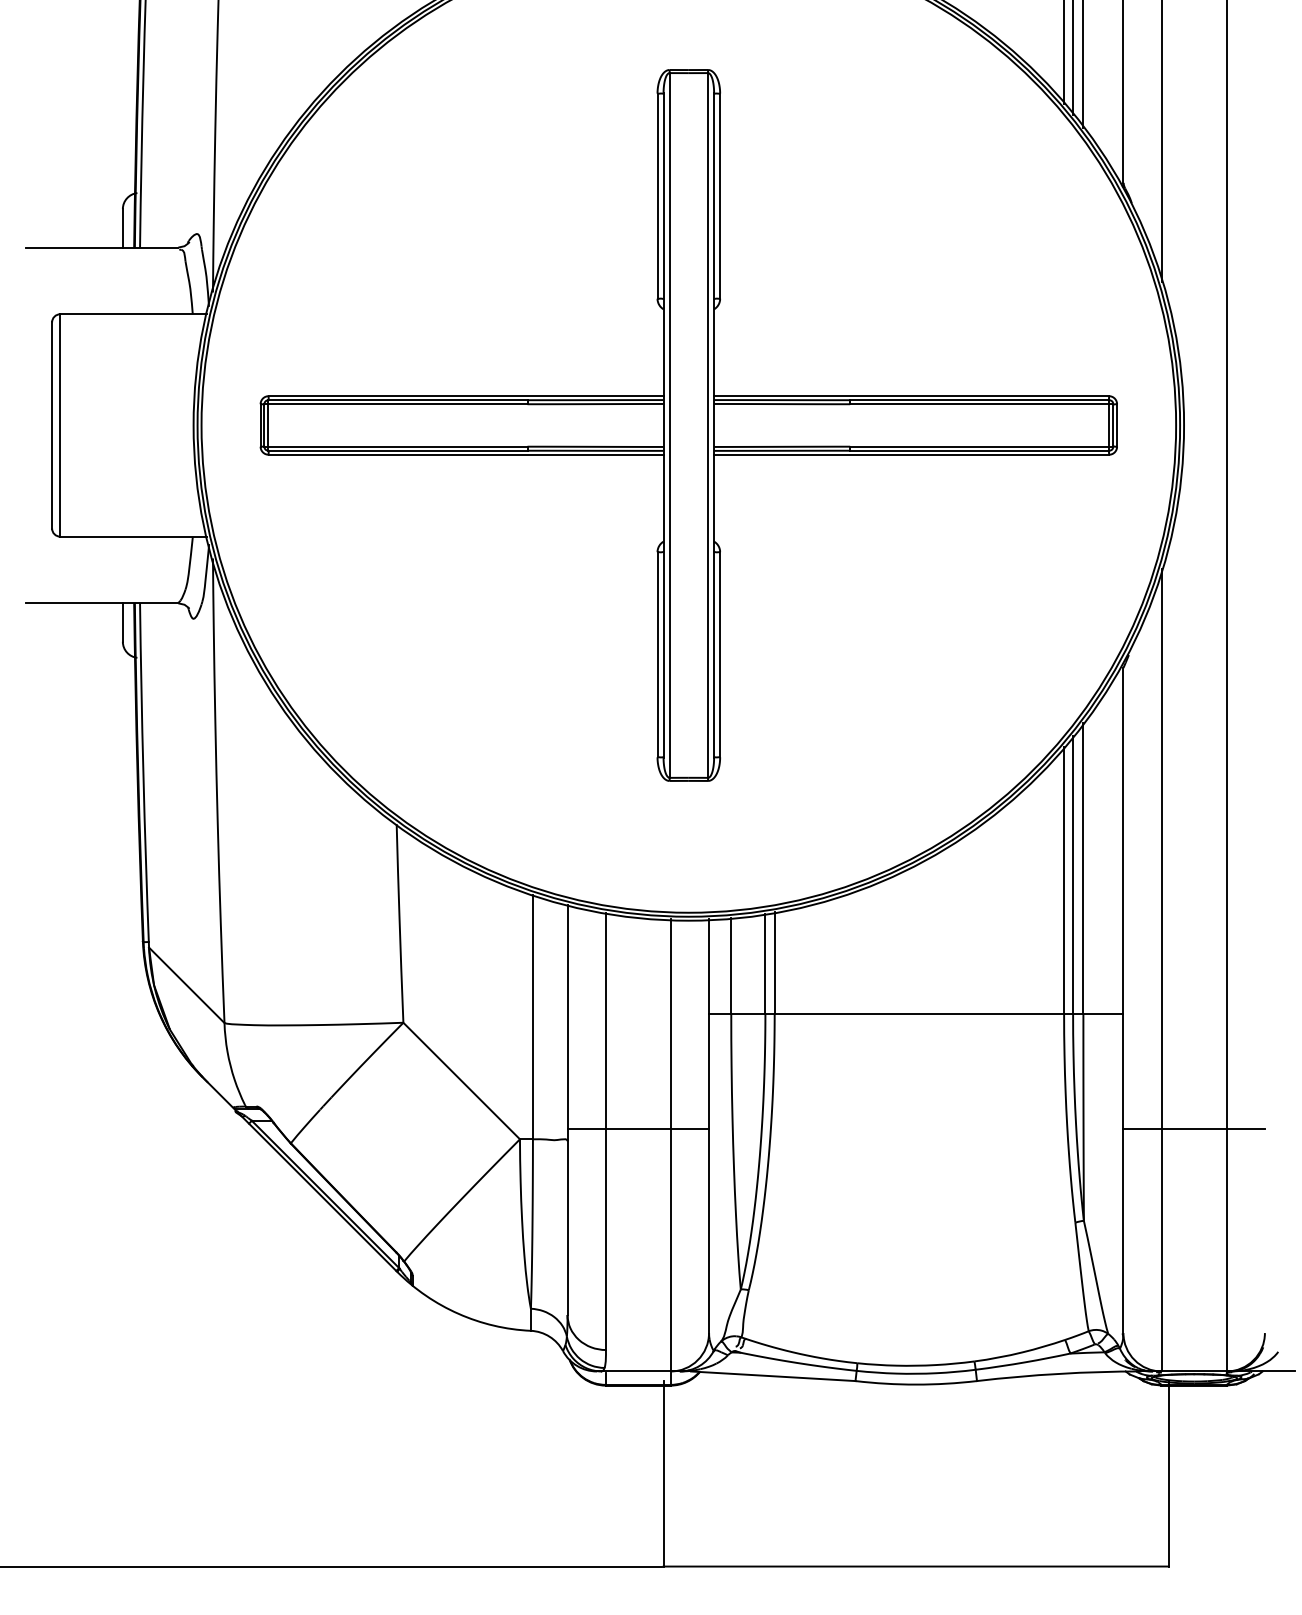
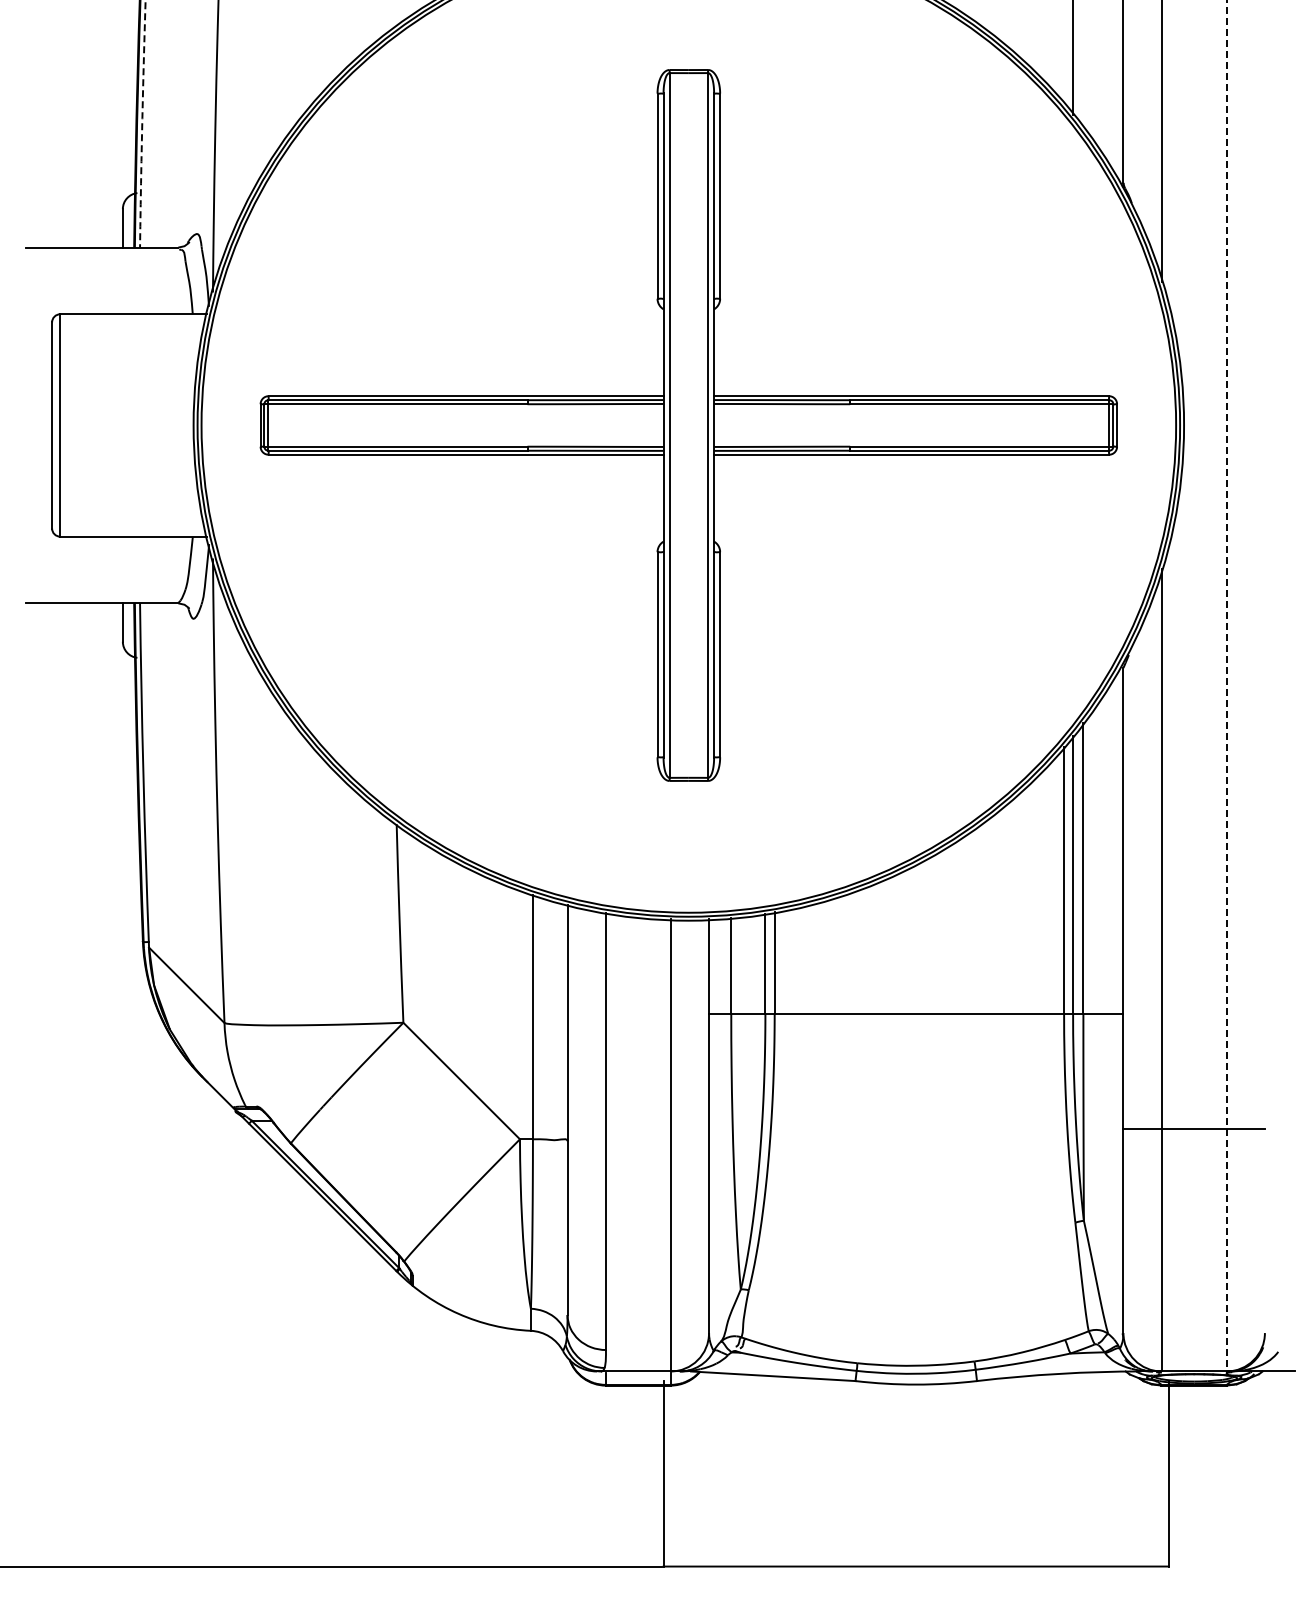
line: present -> none (1064, 52)
line: present -> none (1083, 64)
arc: solid -> dashed (142, 124)
line: solid -> dashed (1226, 686)
line: present -> none (638, 1128)
